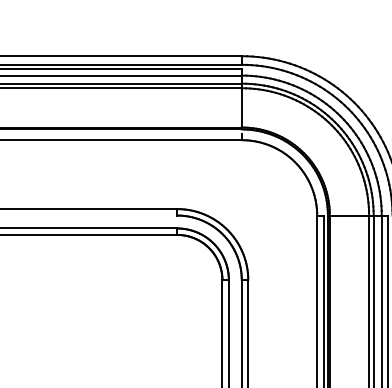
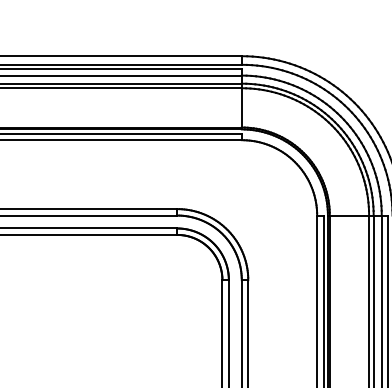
line: none -> present (121, 133)
line: none -> present (89, 215)
